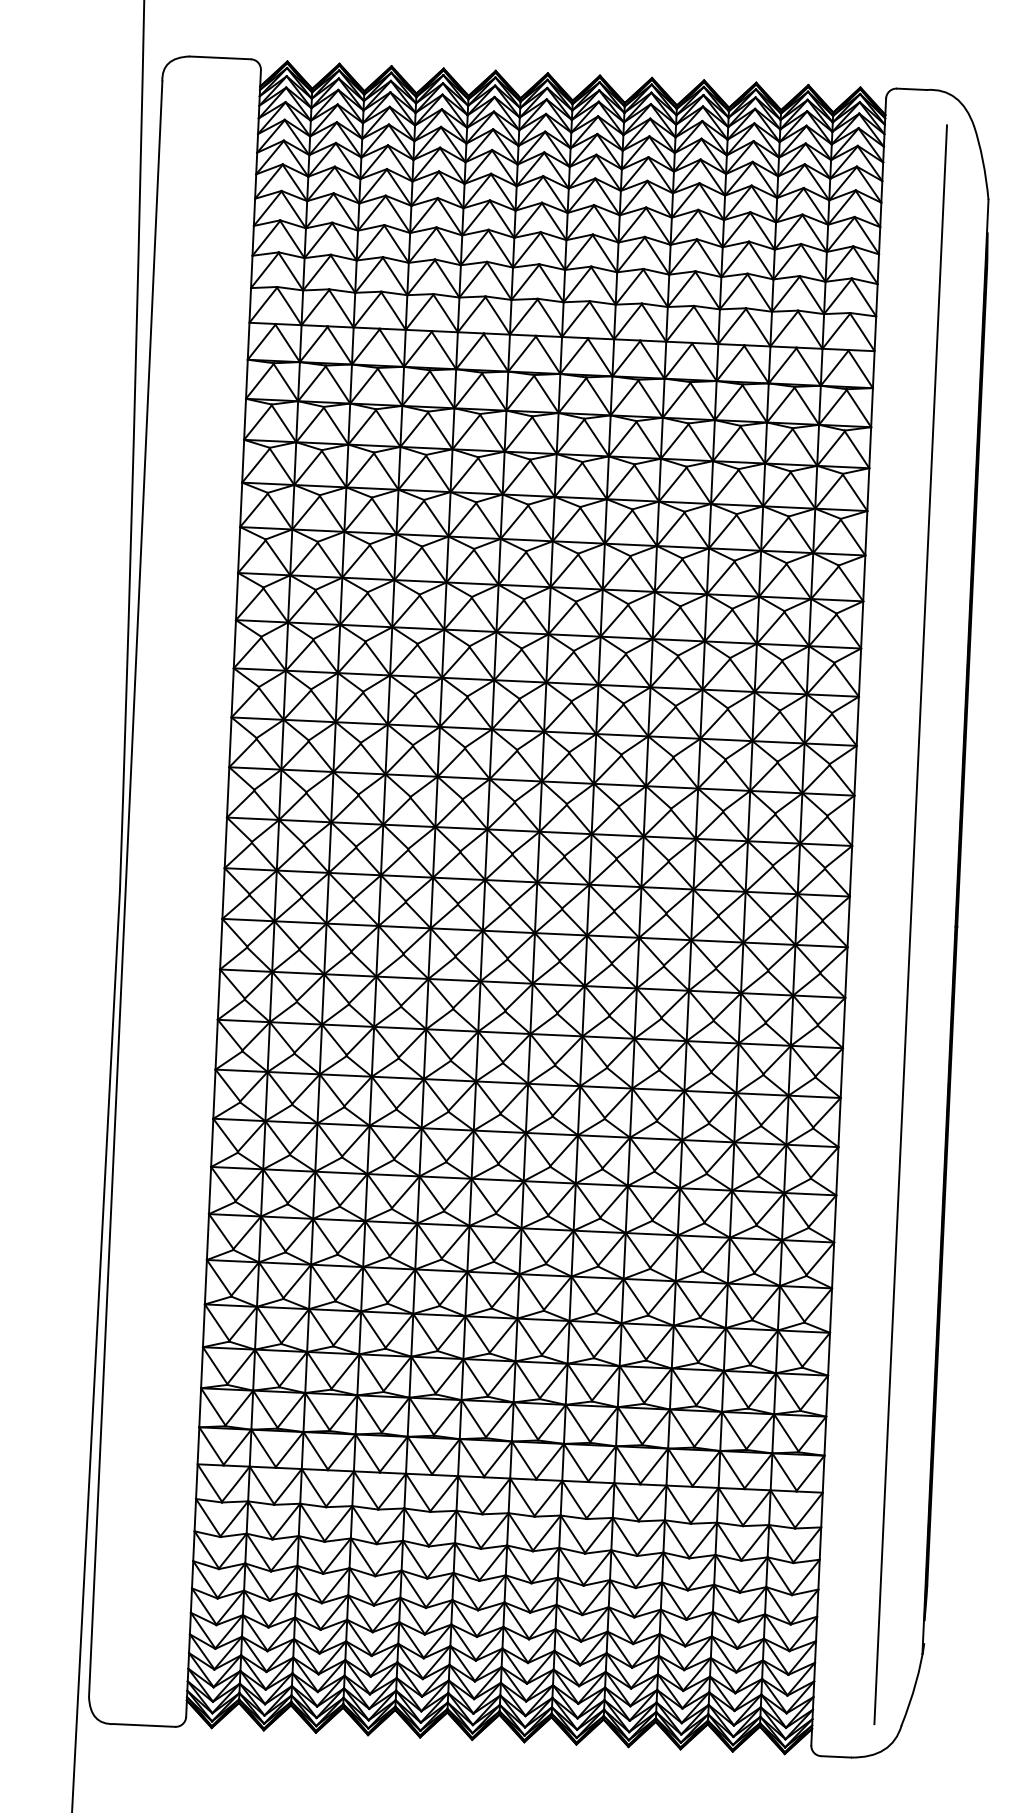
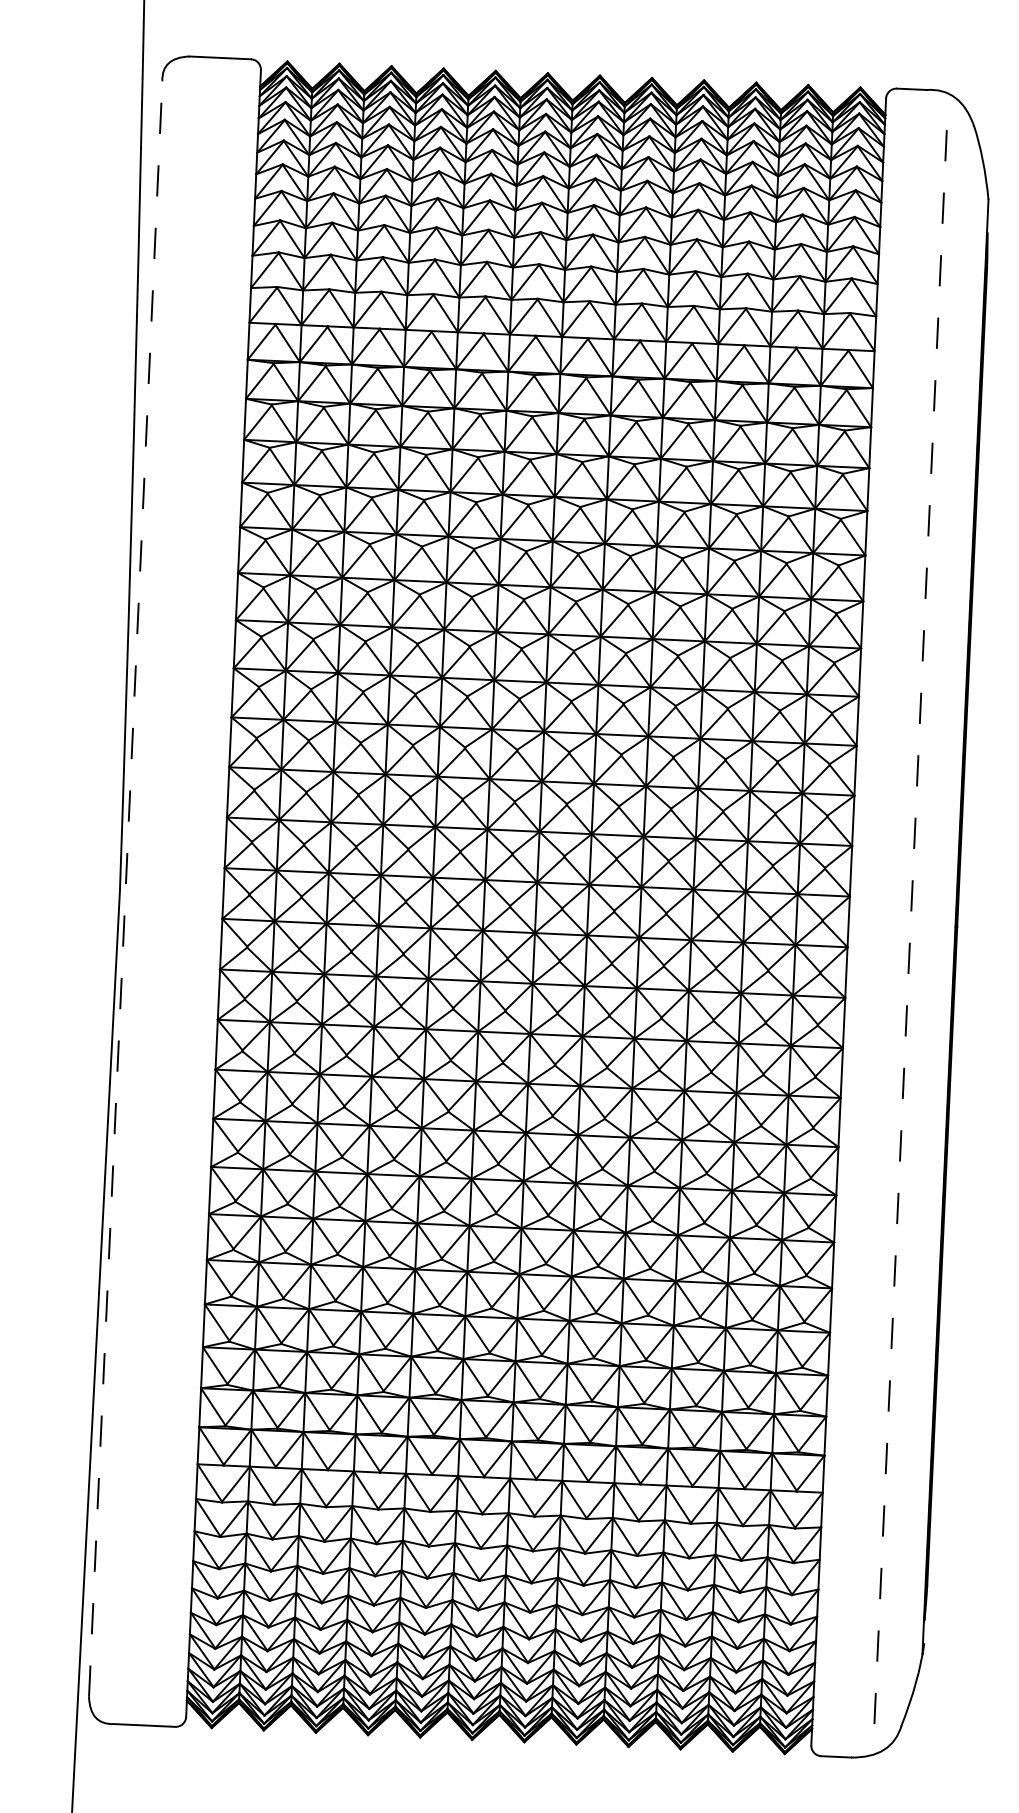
line: solid -> dashed (125, 889)
line: solid -> dashed (910, 924)
